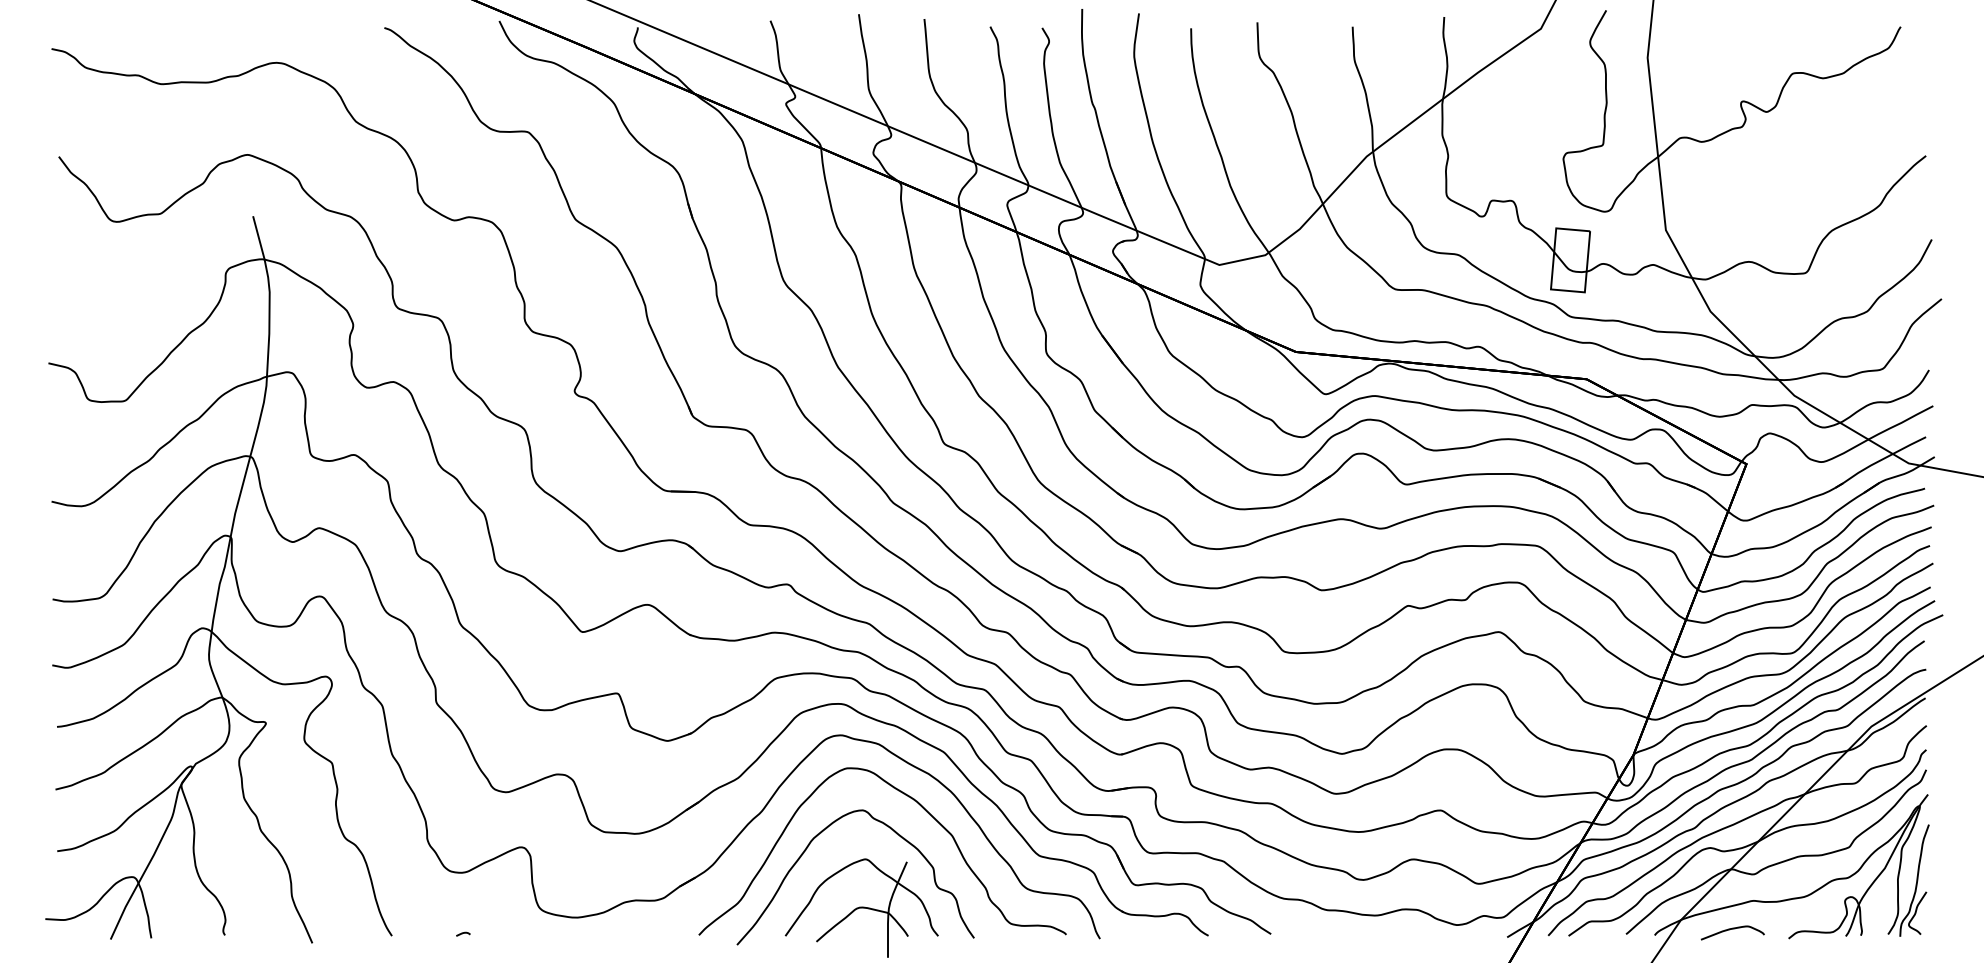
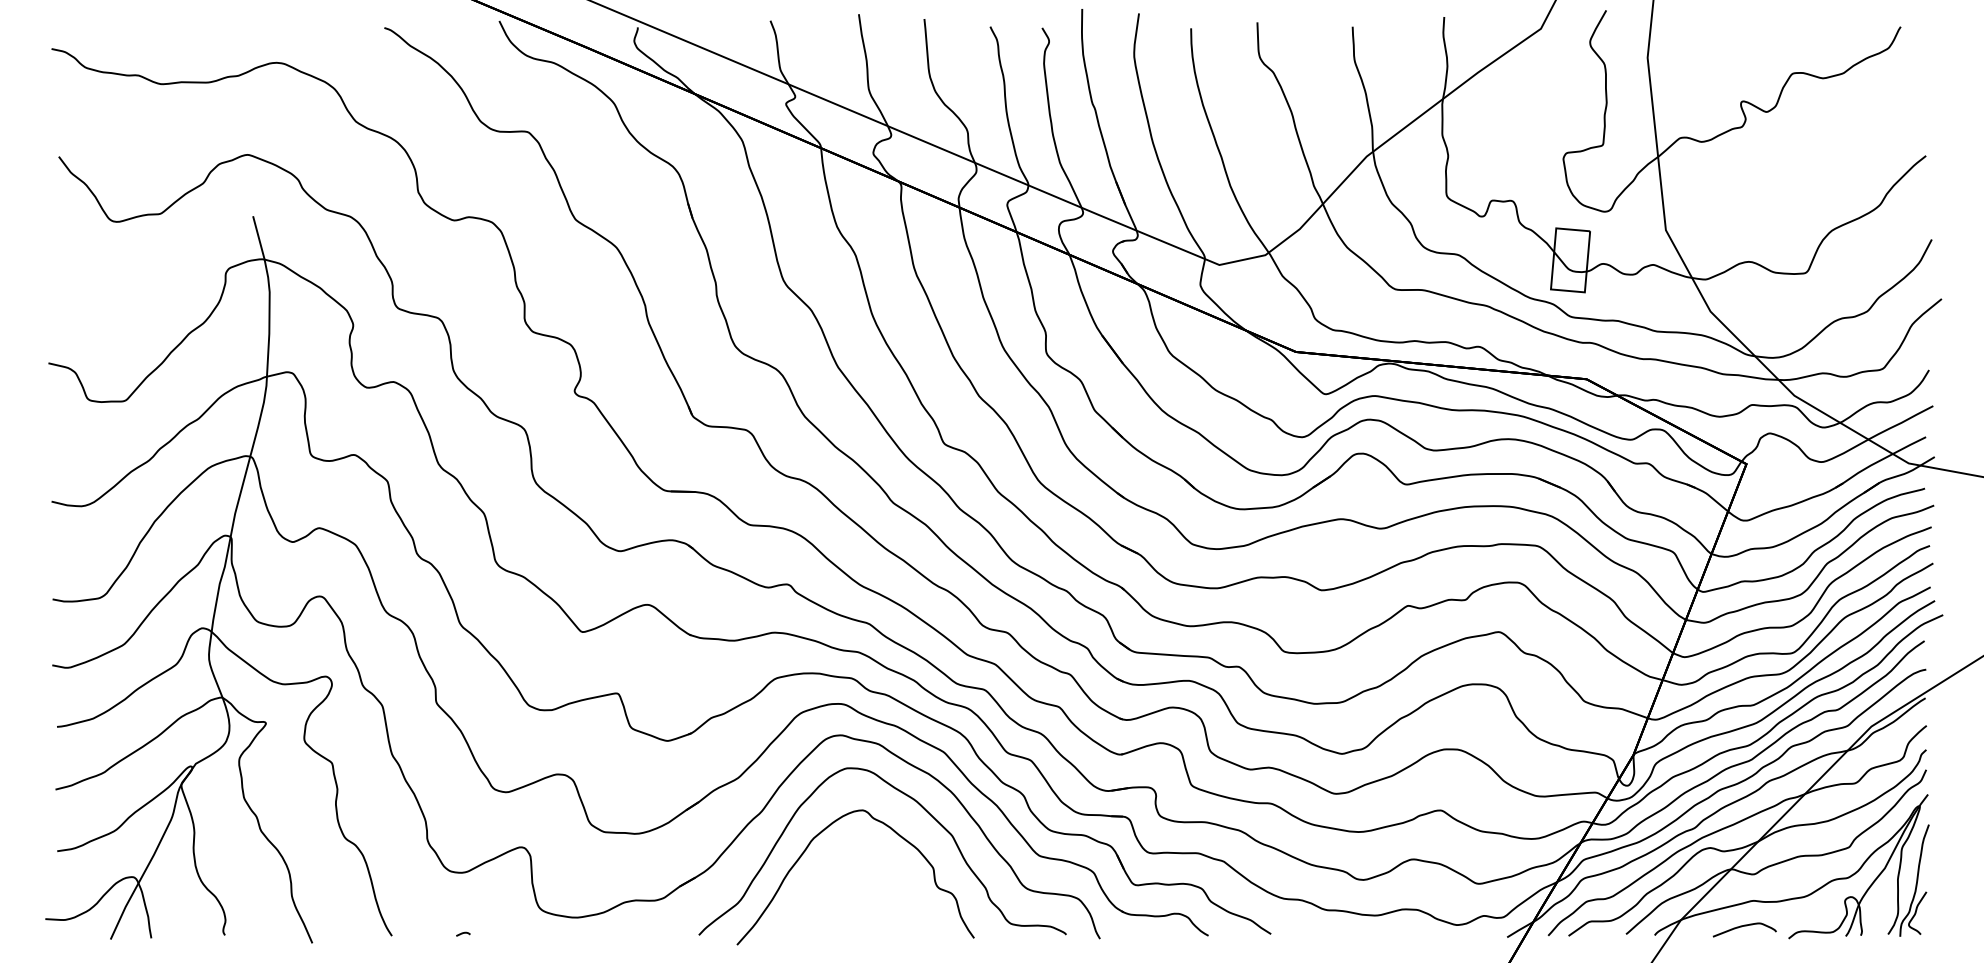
part: present -> none (861, 907)
curve position: (1732, 929) -> (1744, 926) (1744, 926)
